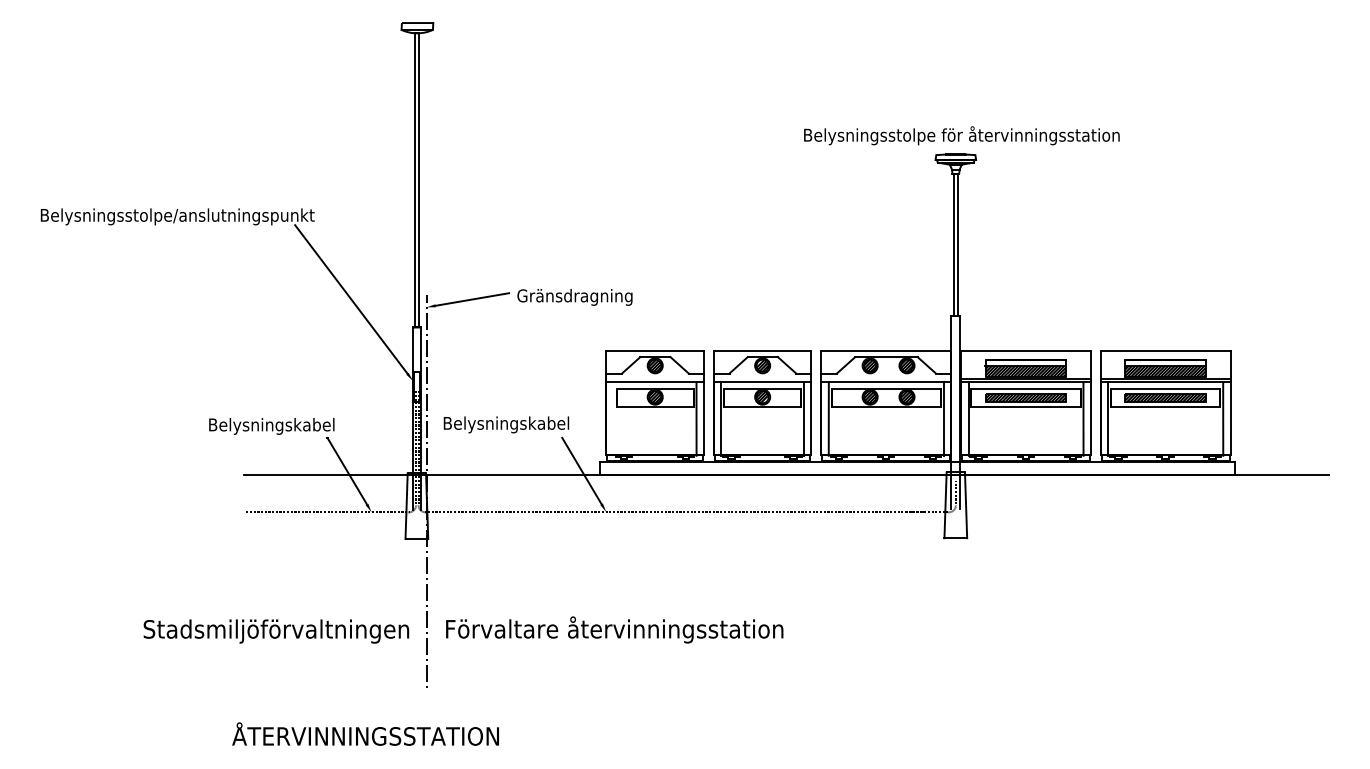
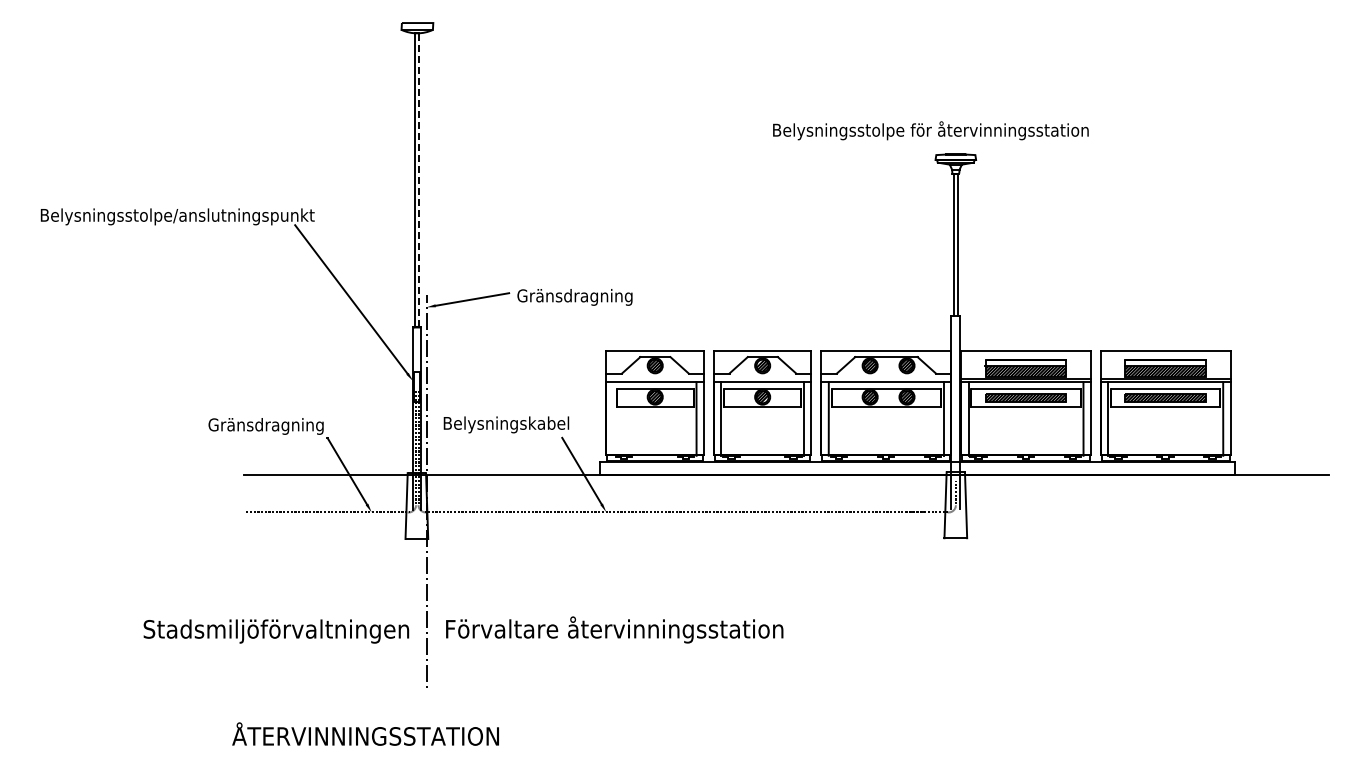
text position: (961, 135) -> (930, 130) (930, 130)
line: solid -> dashed (419, 180)
text: Belysningskabel -> Gränsdragning (271, 426)
